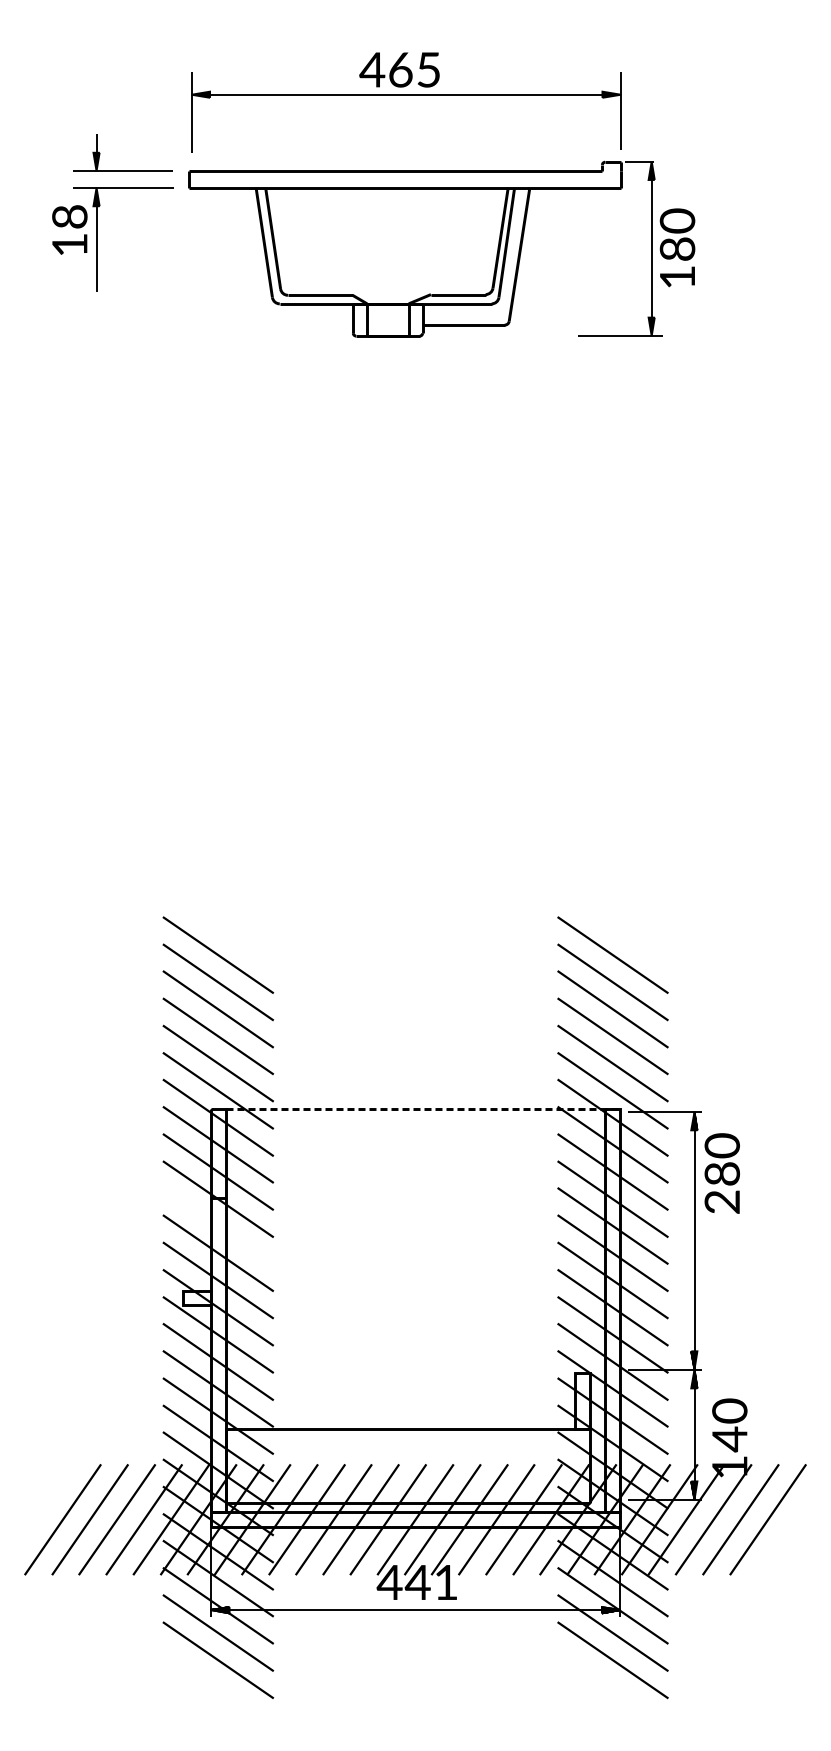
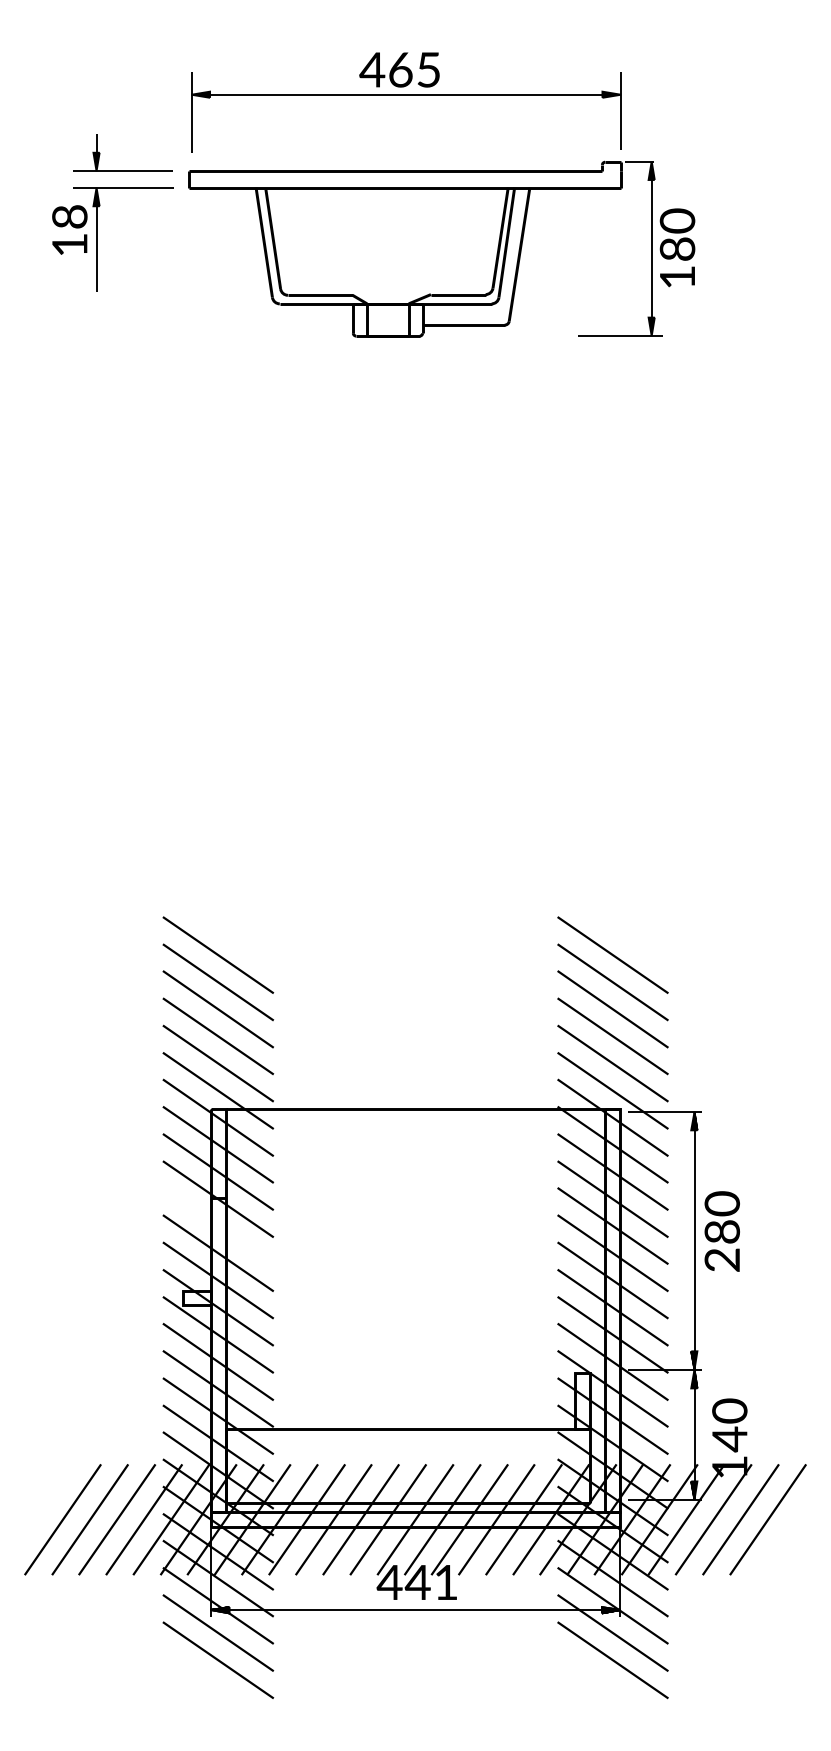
line: dashed -> solid (423, 1109)
text position: (721, 1173) -> (721, 1231) (721, 1231)
